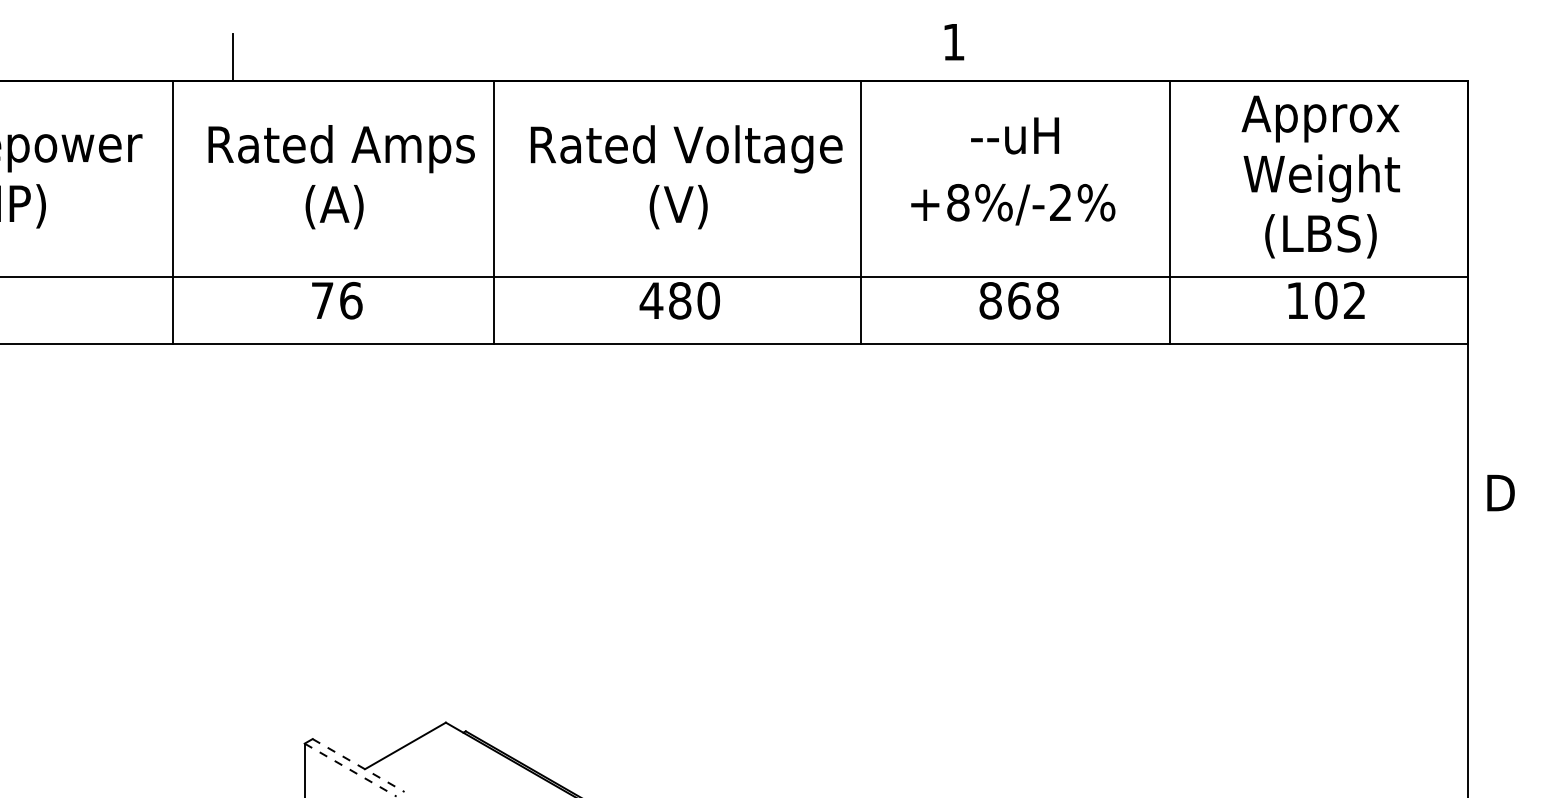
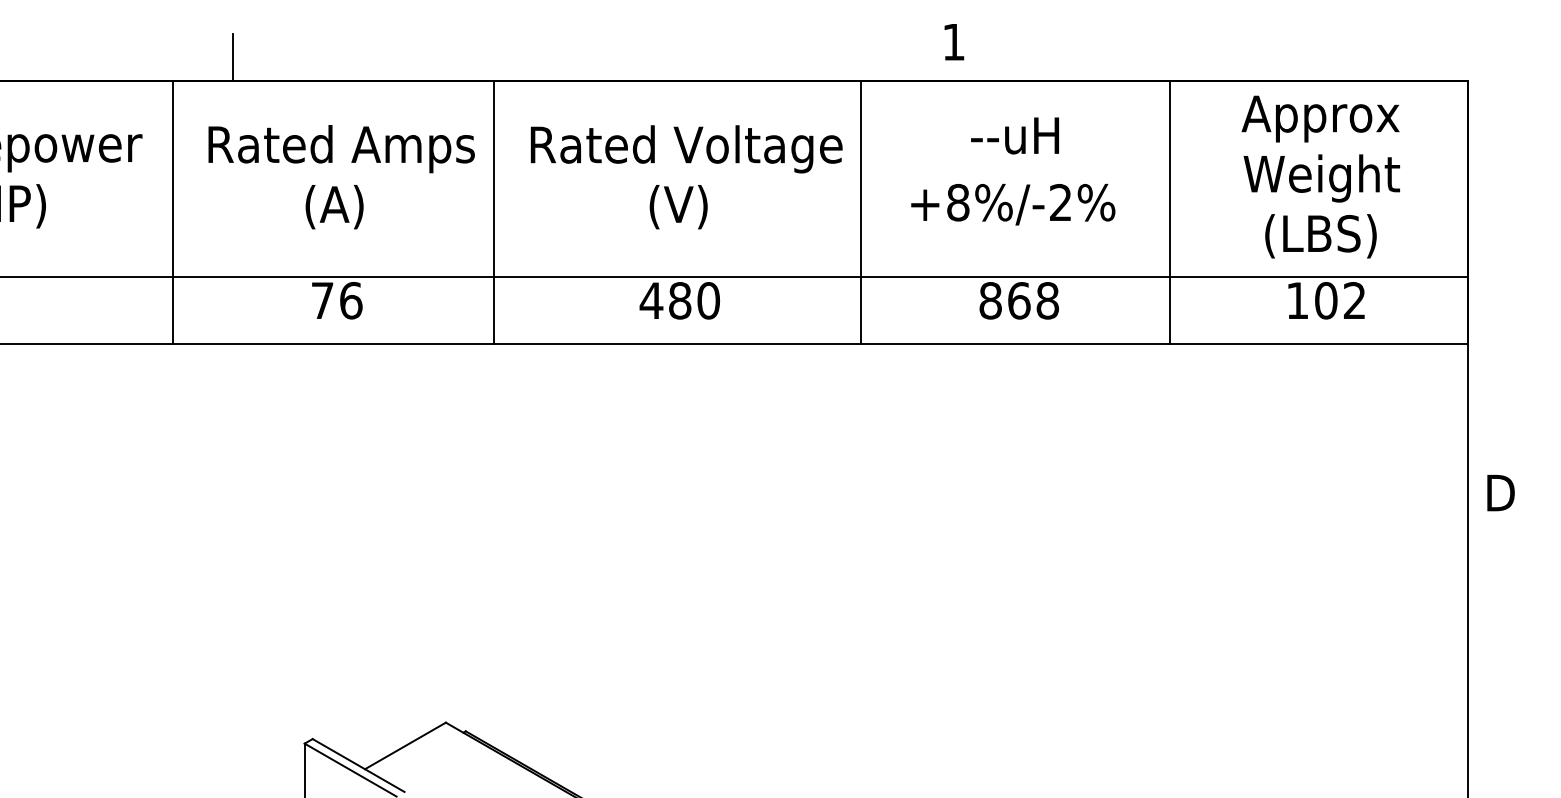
line: dashed -> solid (359, 765)
line: dashed -> solid (351, 770)
